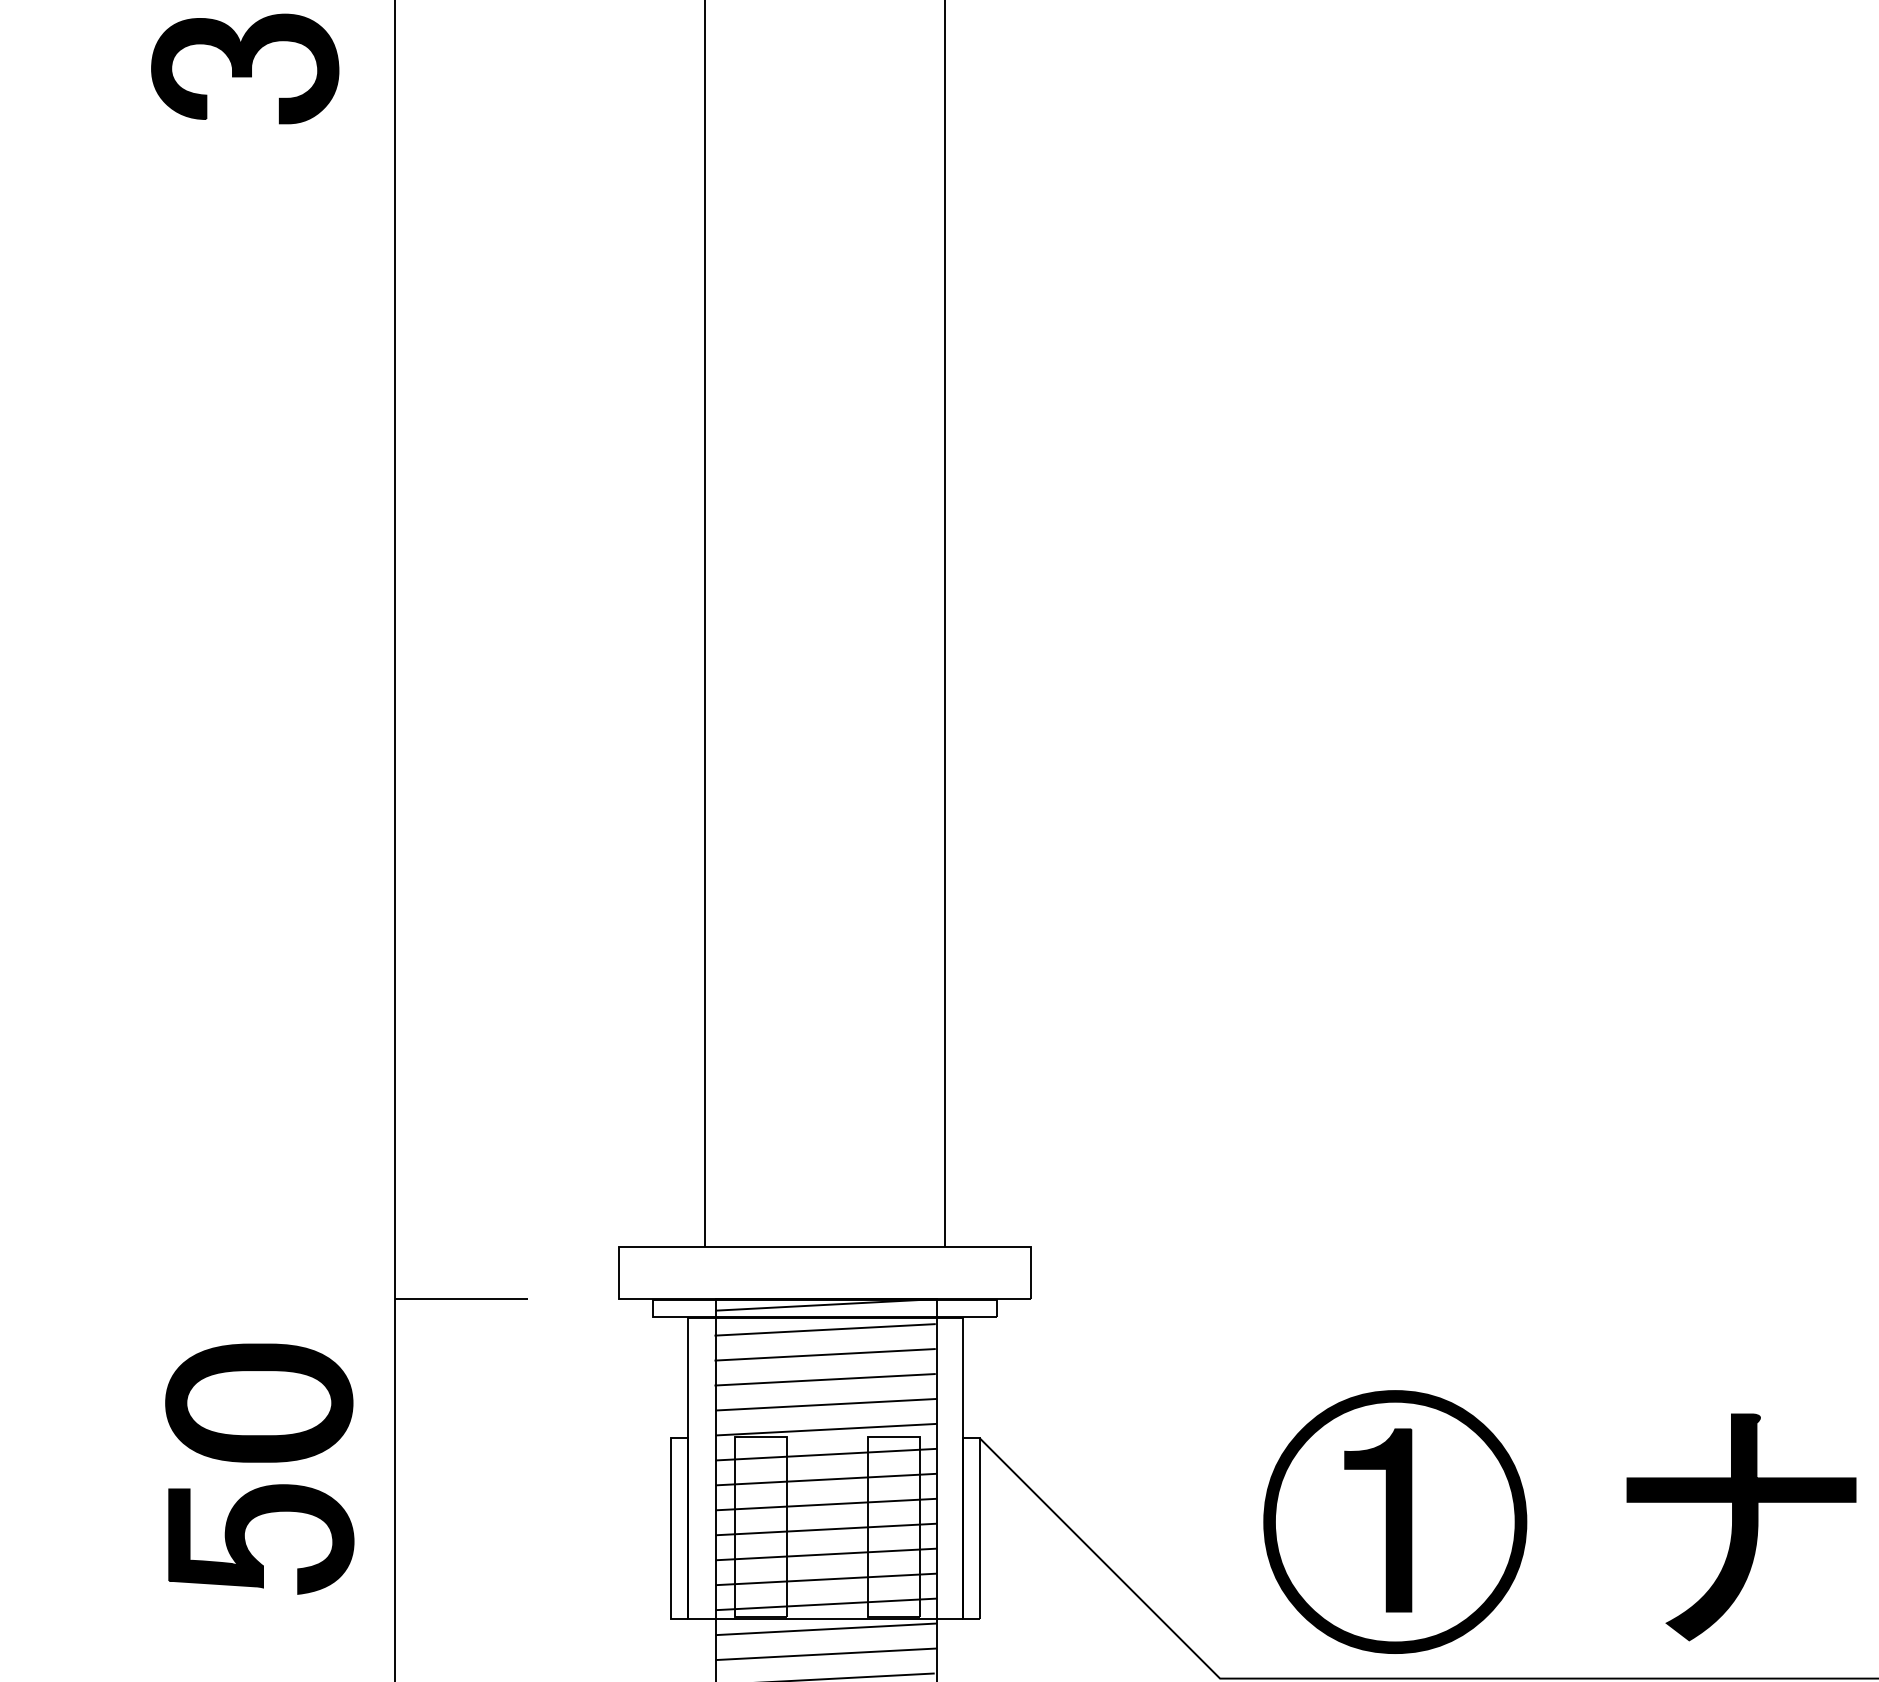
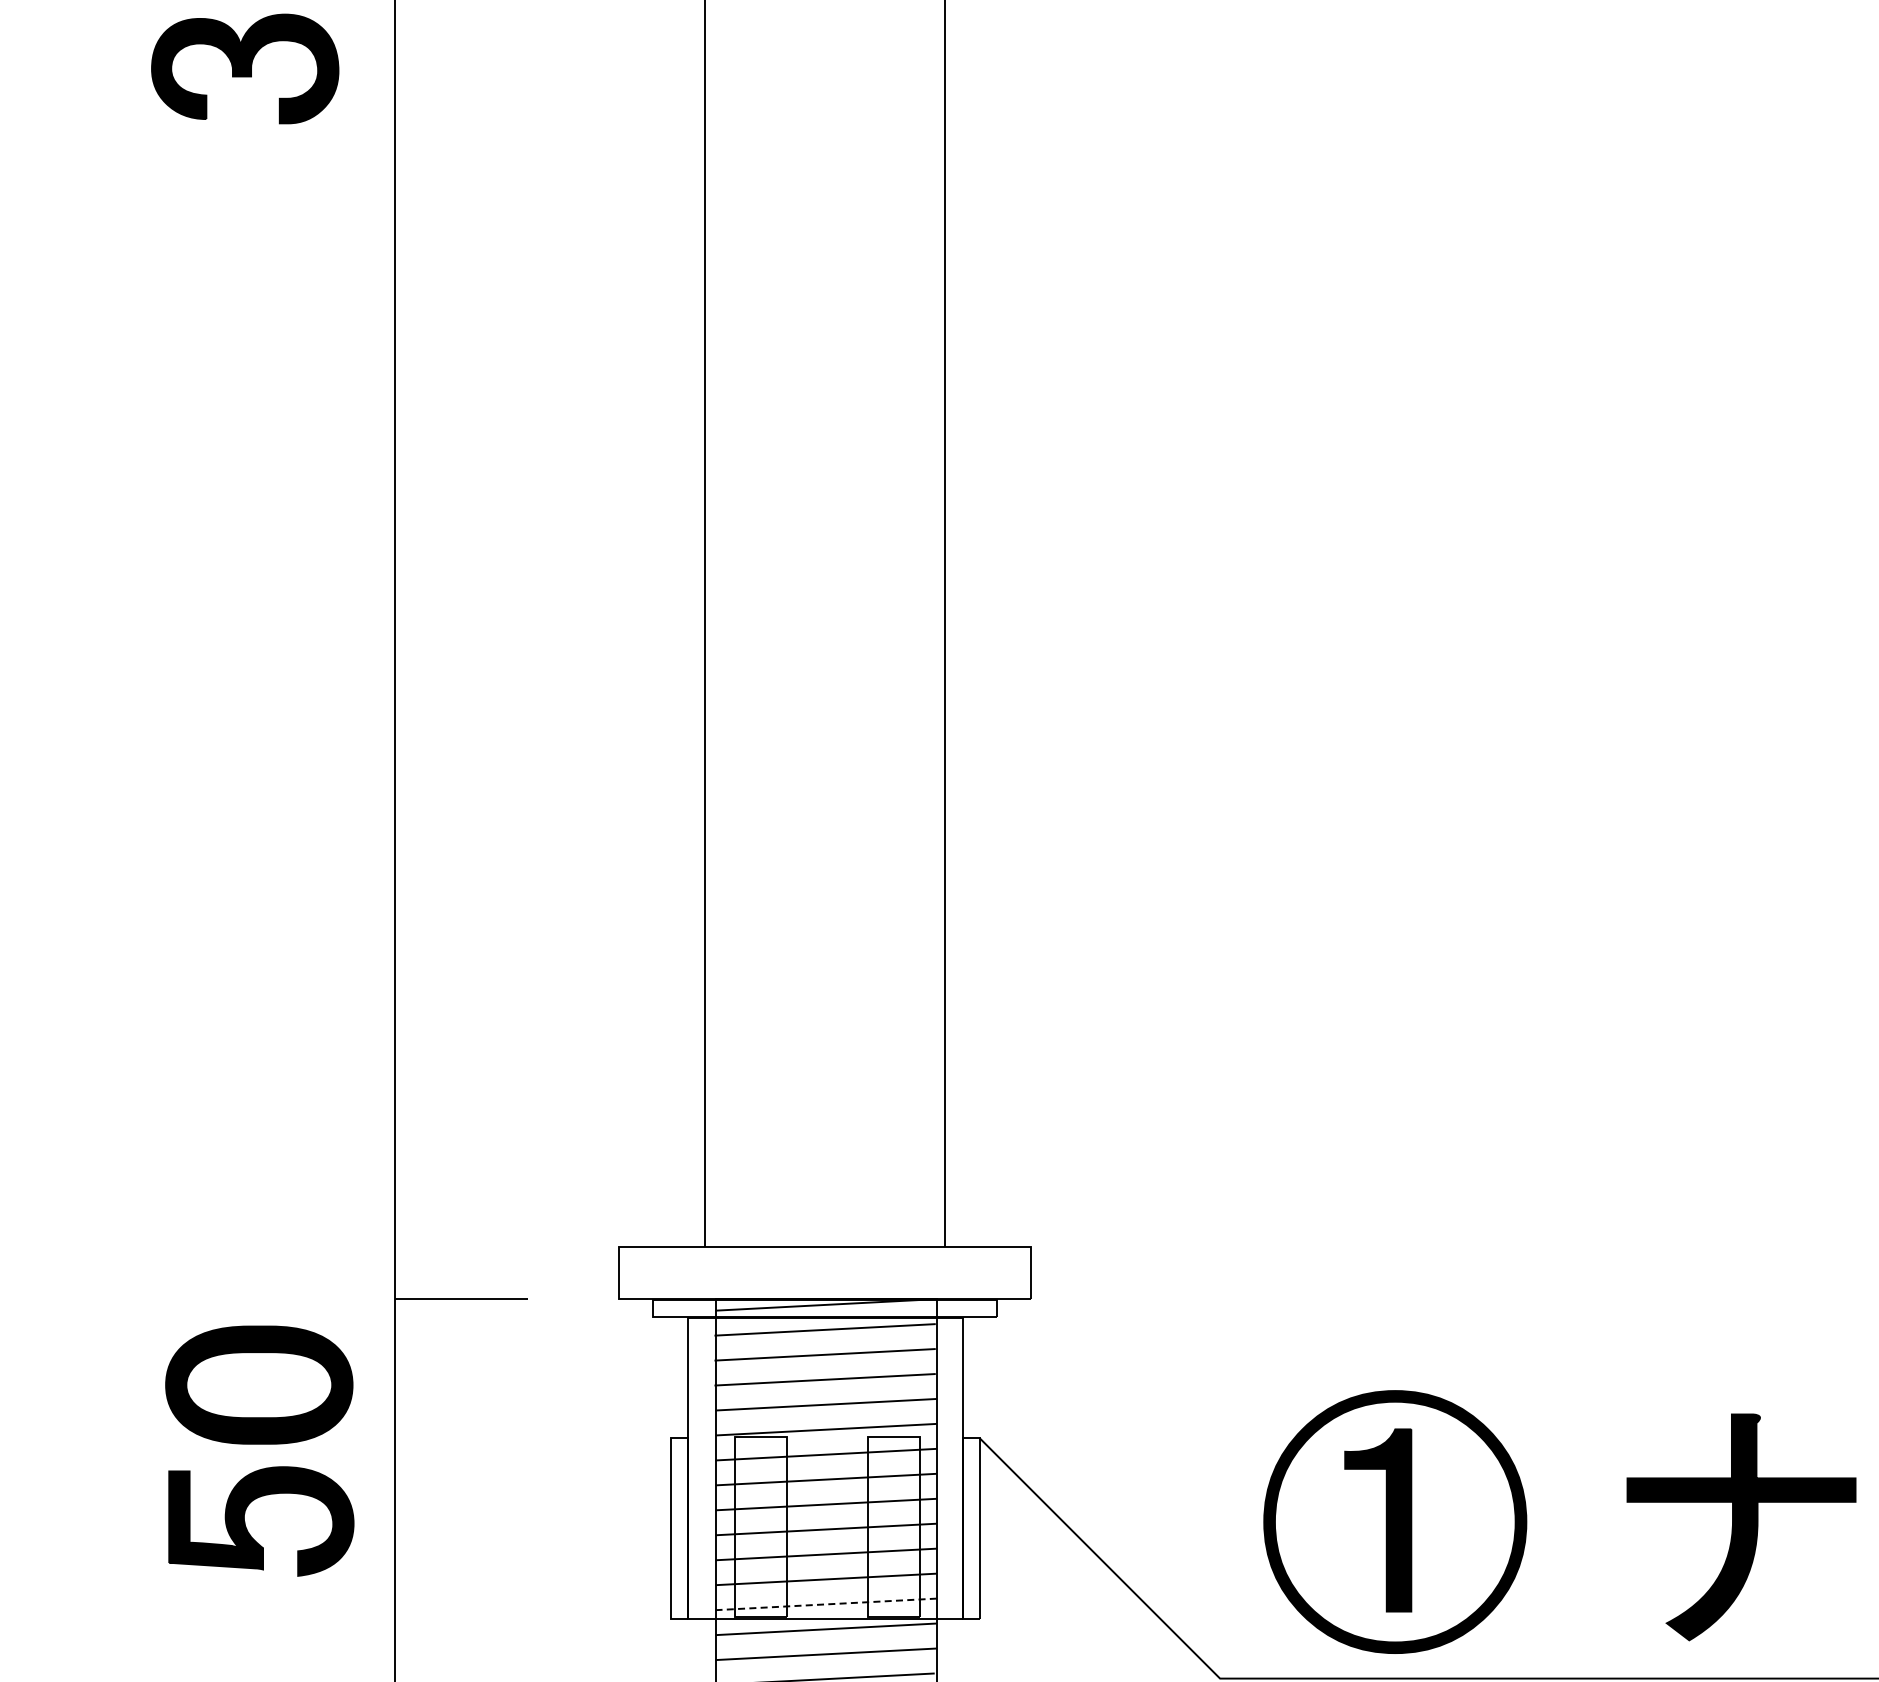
part position: (259, 1468) -> (259, 1450) (259, 1450)
line: solid -> dashed (826, 1604)
